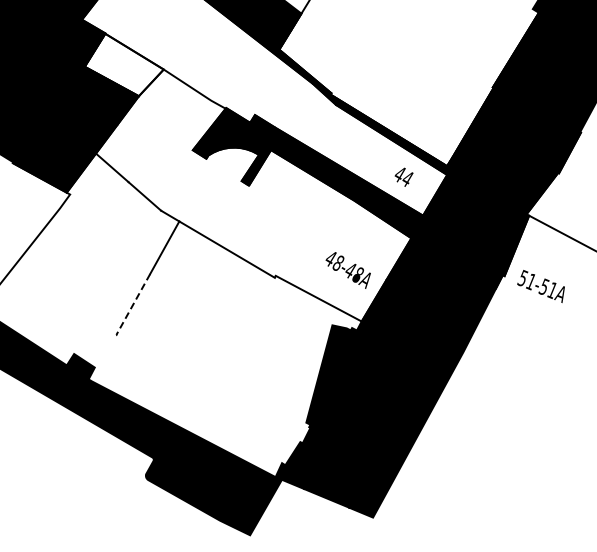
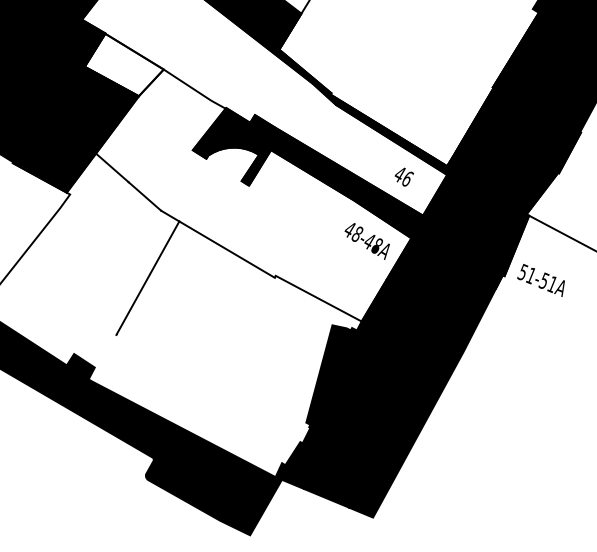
text: 44 -> 46 (407, 178)
text position: (347, 270) -> (366, 241) (366, 241)
text position: (540, 286) -> (540, 280) (540, 280)
line: dashed -> solid (132, 306)
